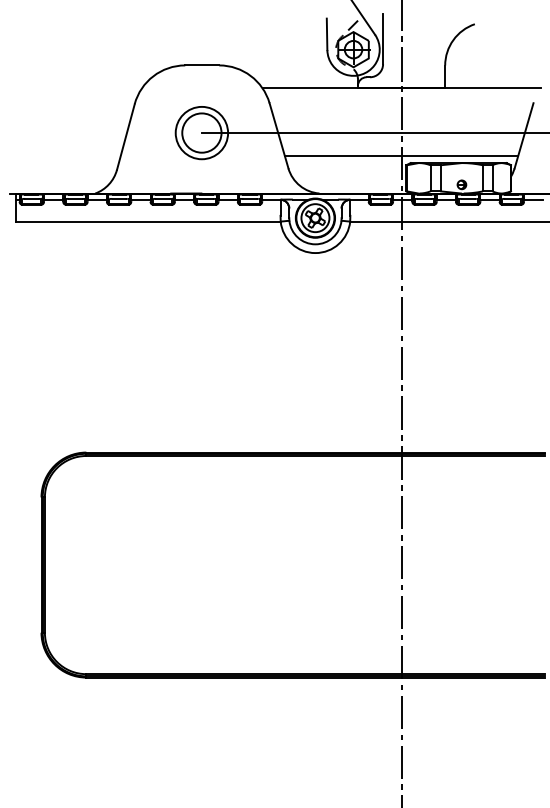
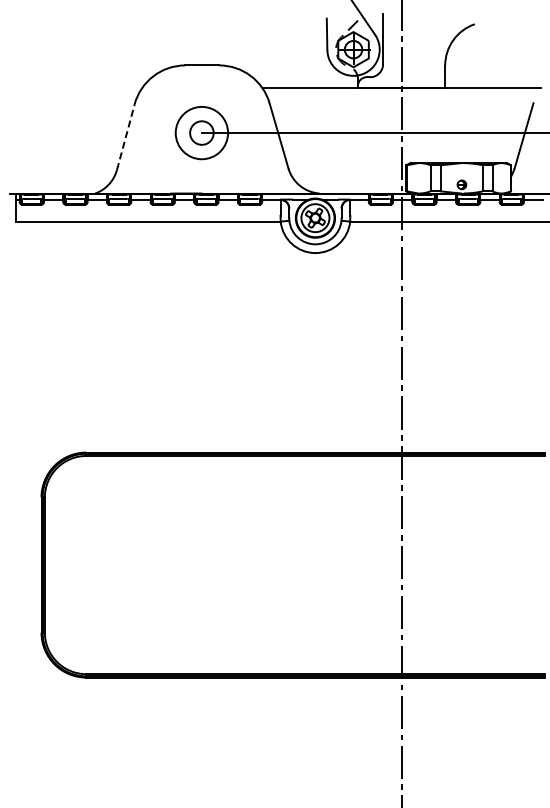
circle diameter: 39 px -> 24 px (201, 132)
line: solid -> dashed (126, 136)
line: present -> none (401, 155)
